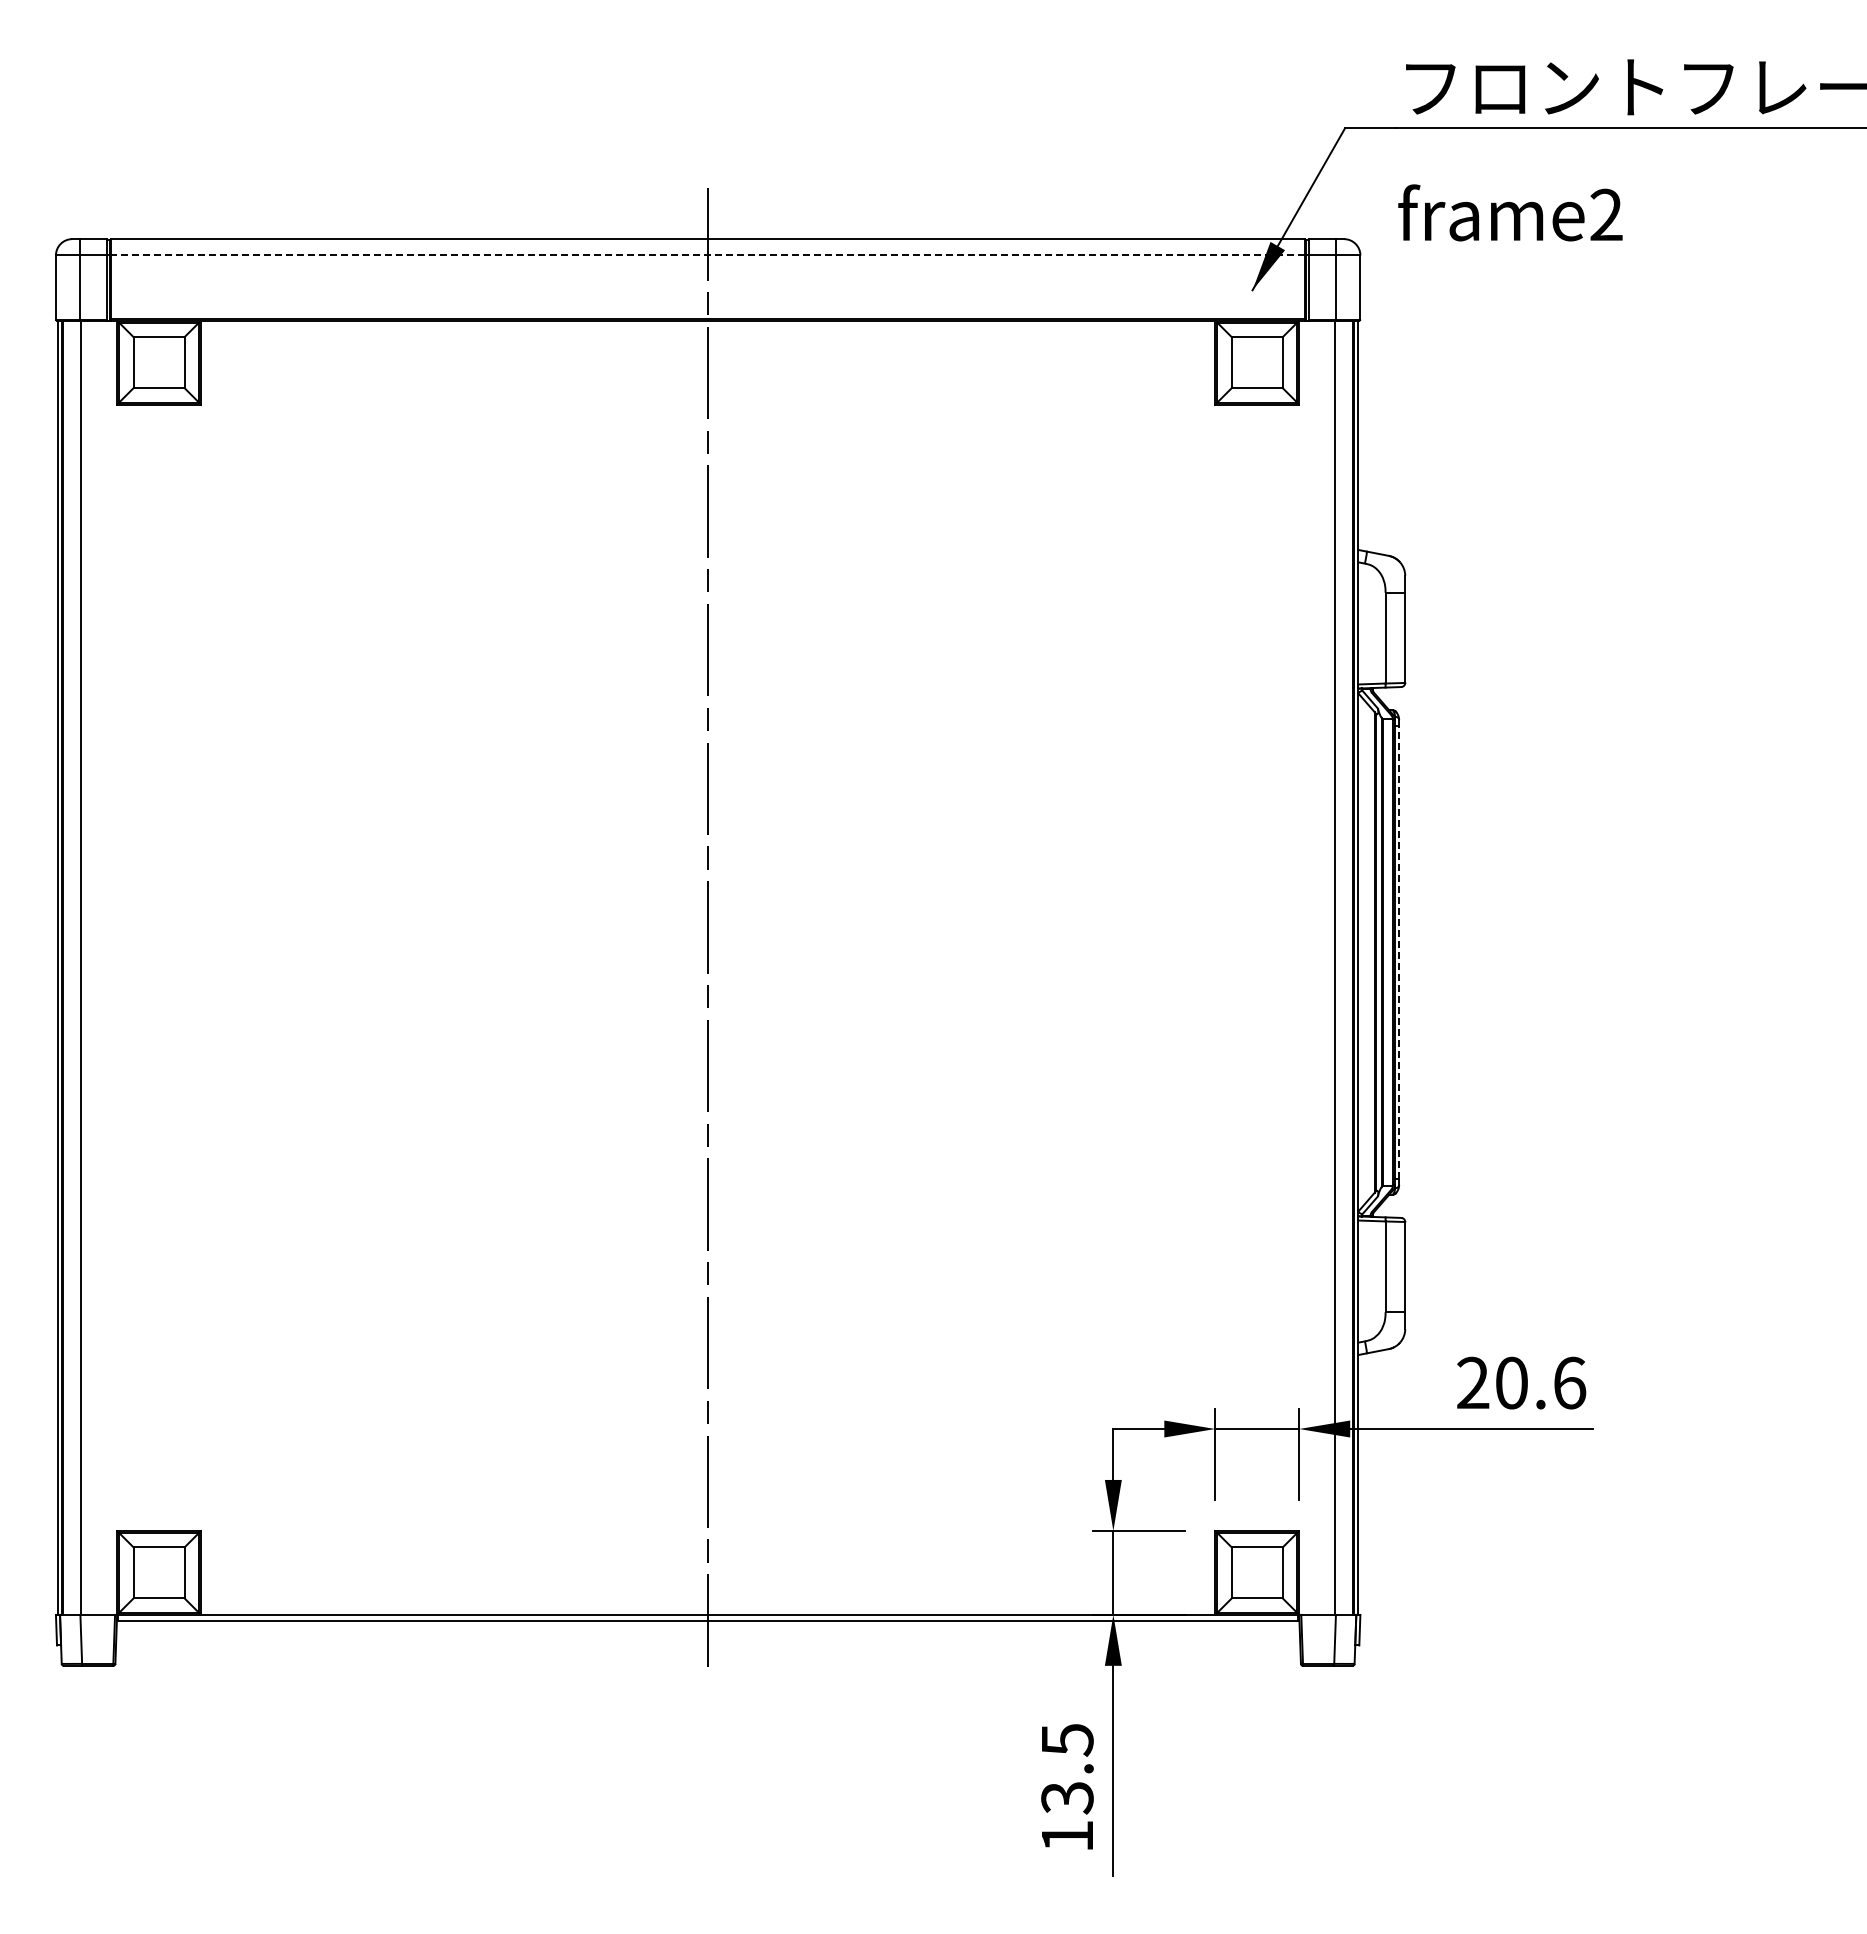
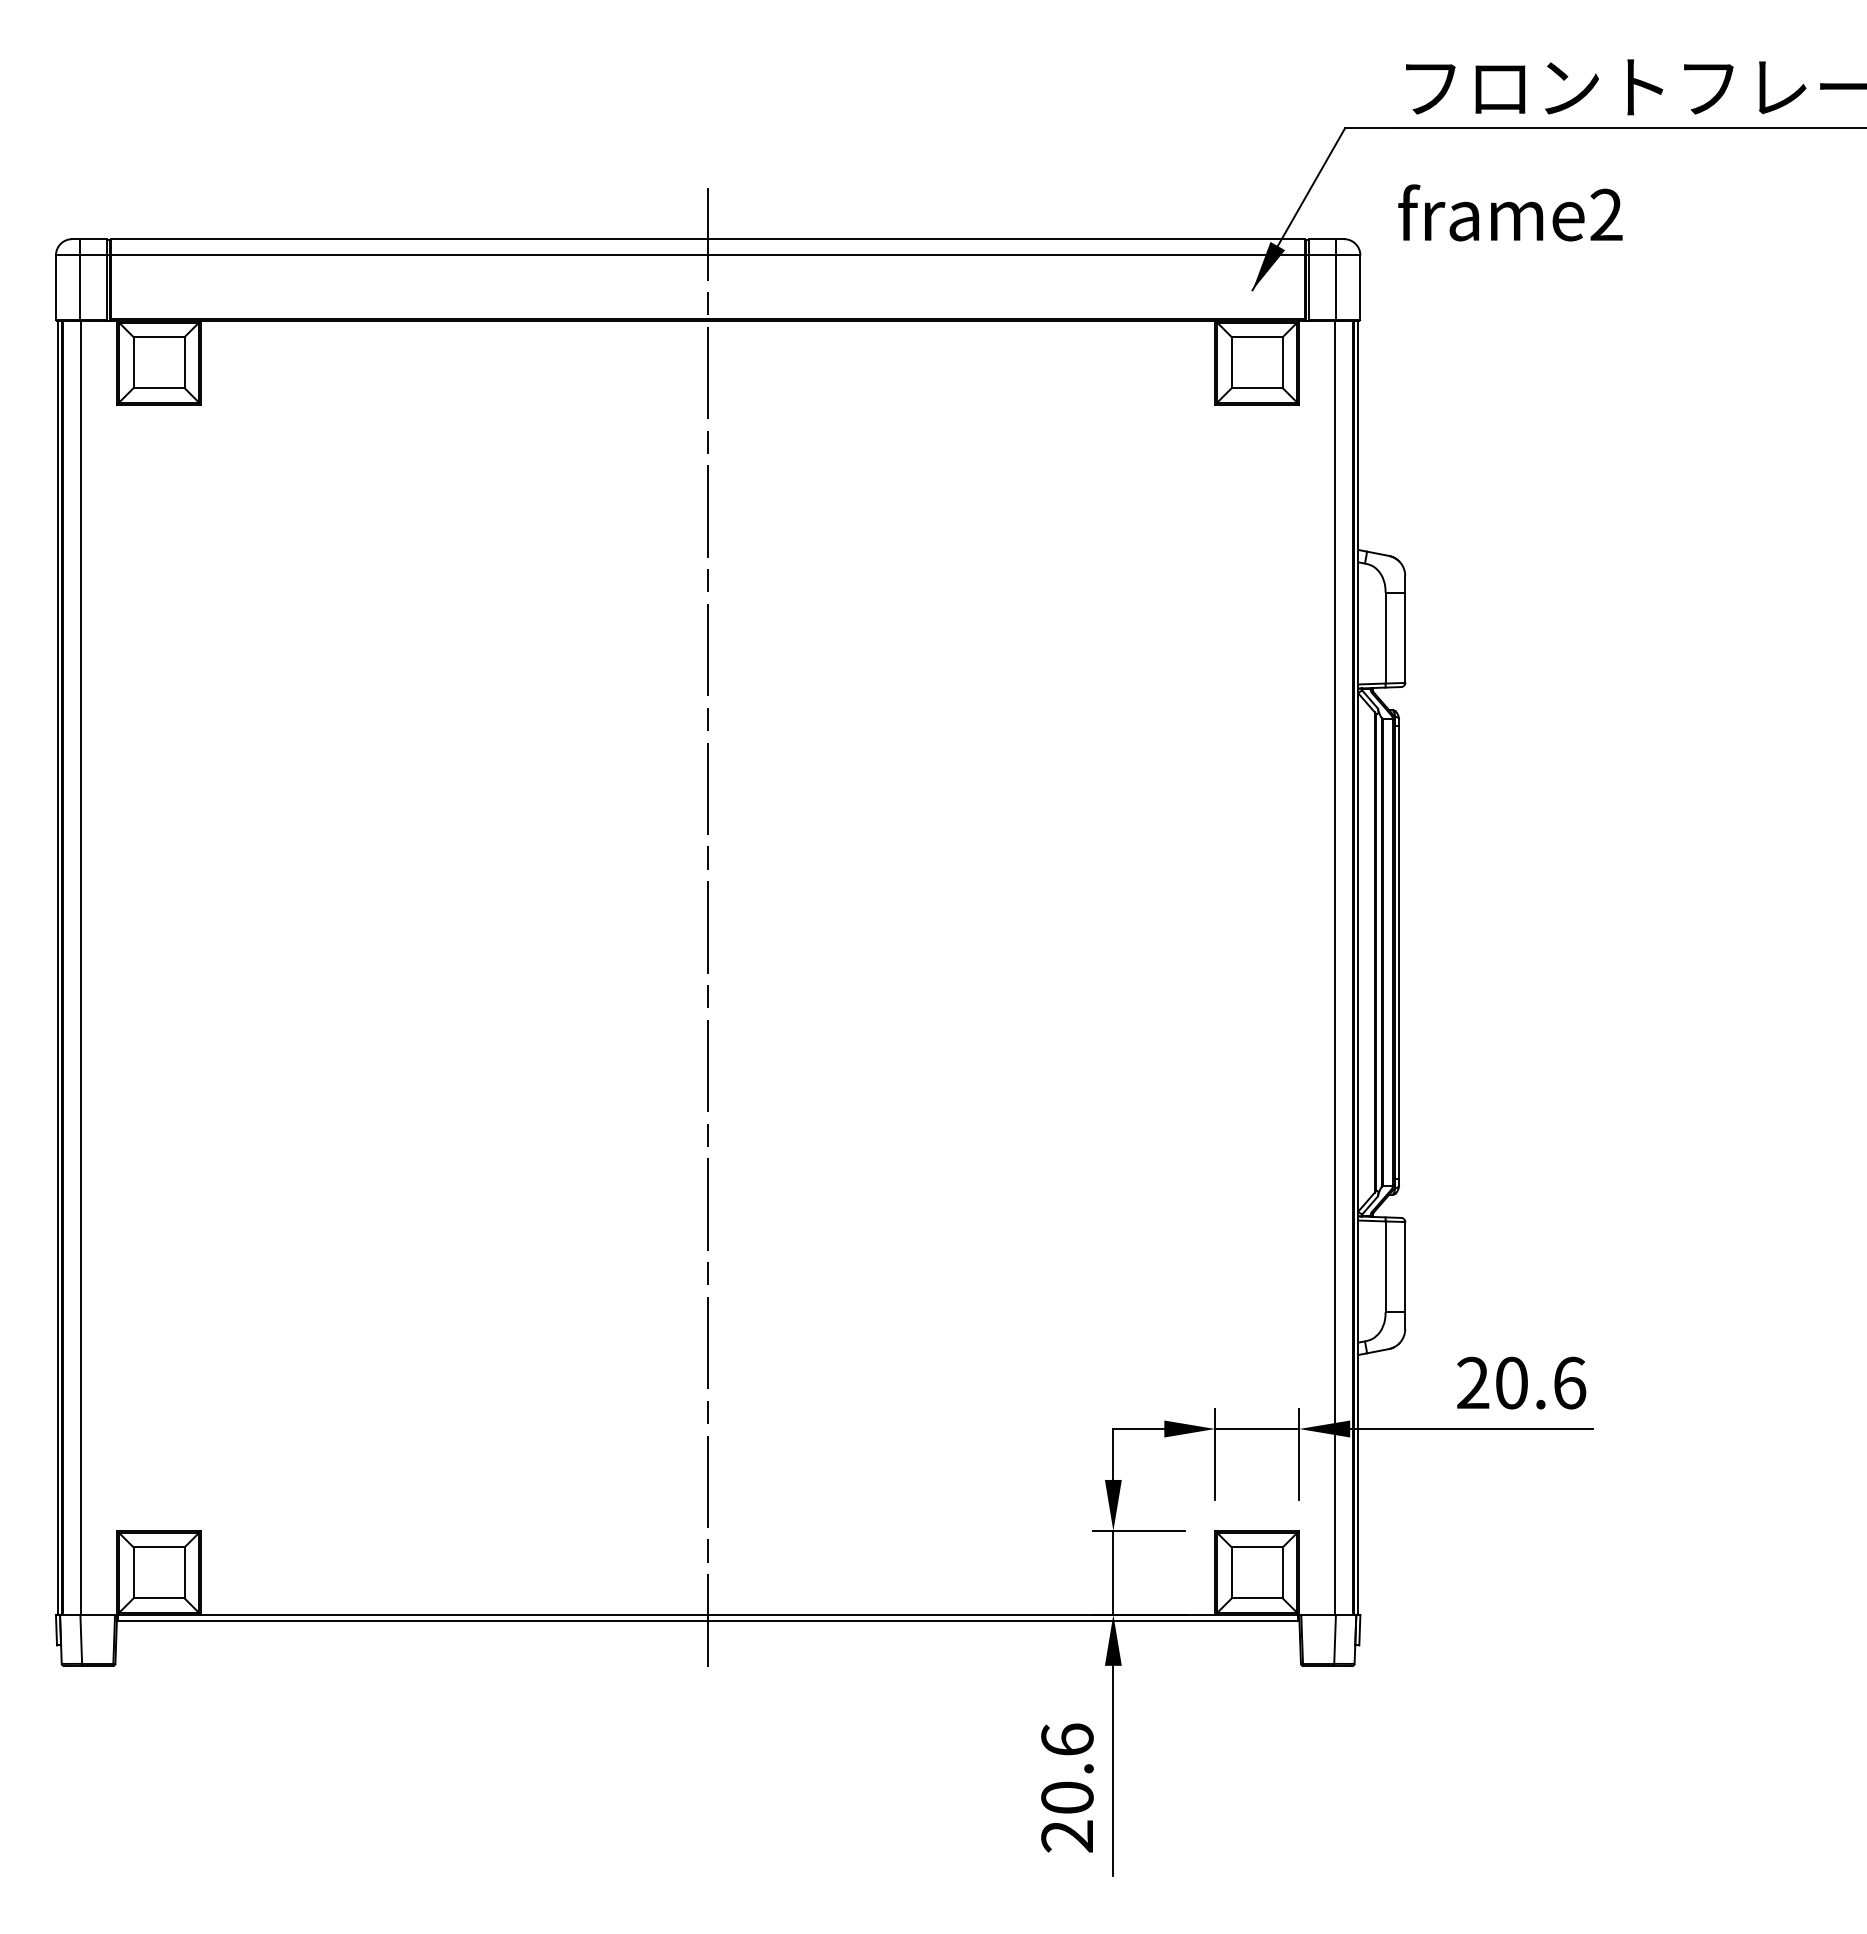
line: dashed -> solid (707, 255)
line: dashed -> solid (1399, 952)
text: 13.5 -> 20.6 (1067, 1787)
